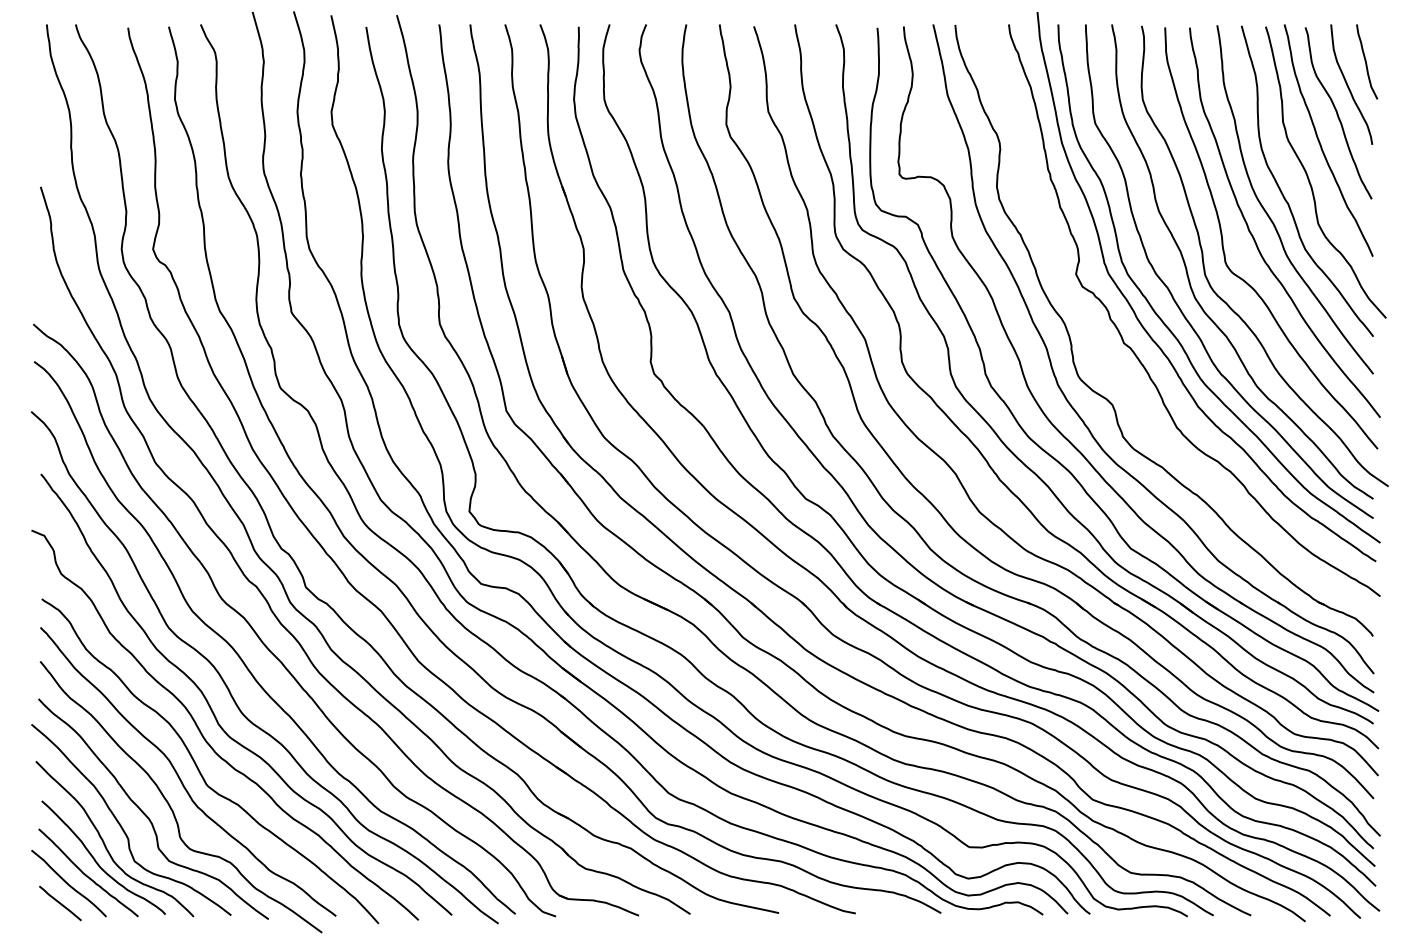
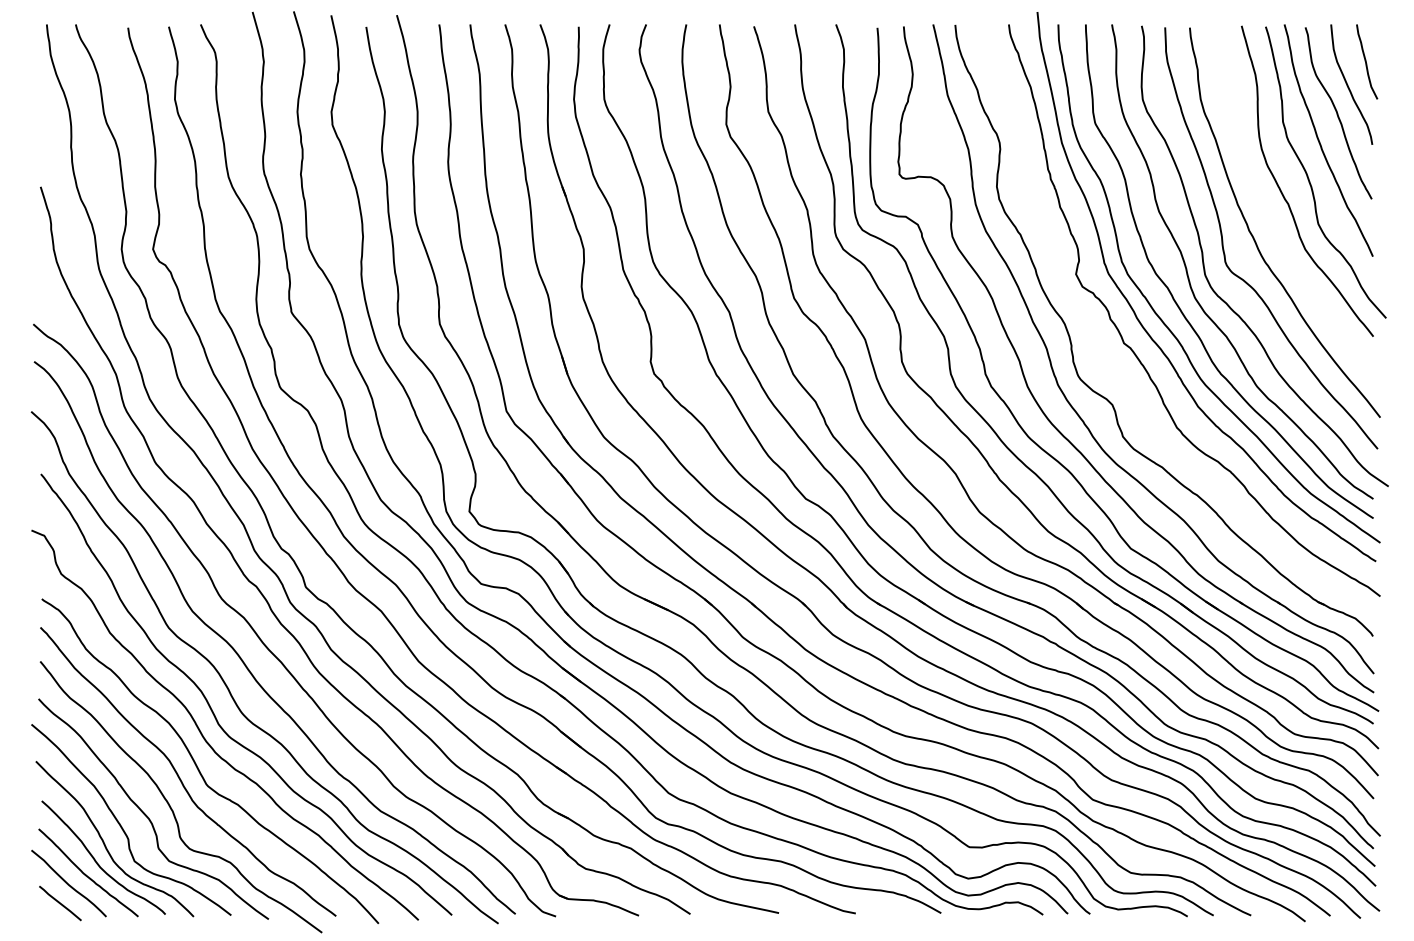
curve: present -> none (1269, 215)
